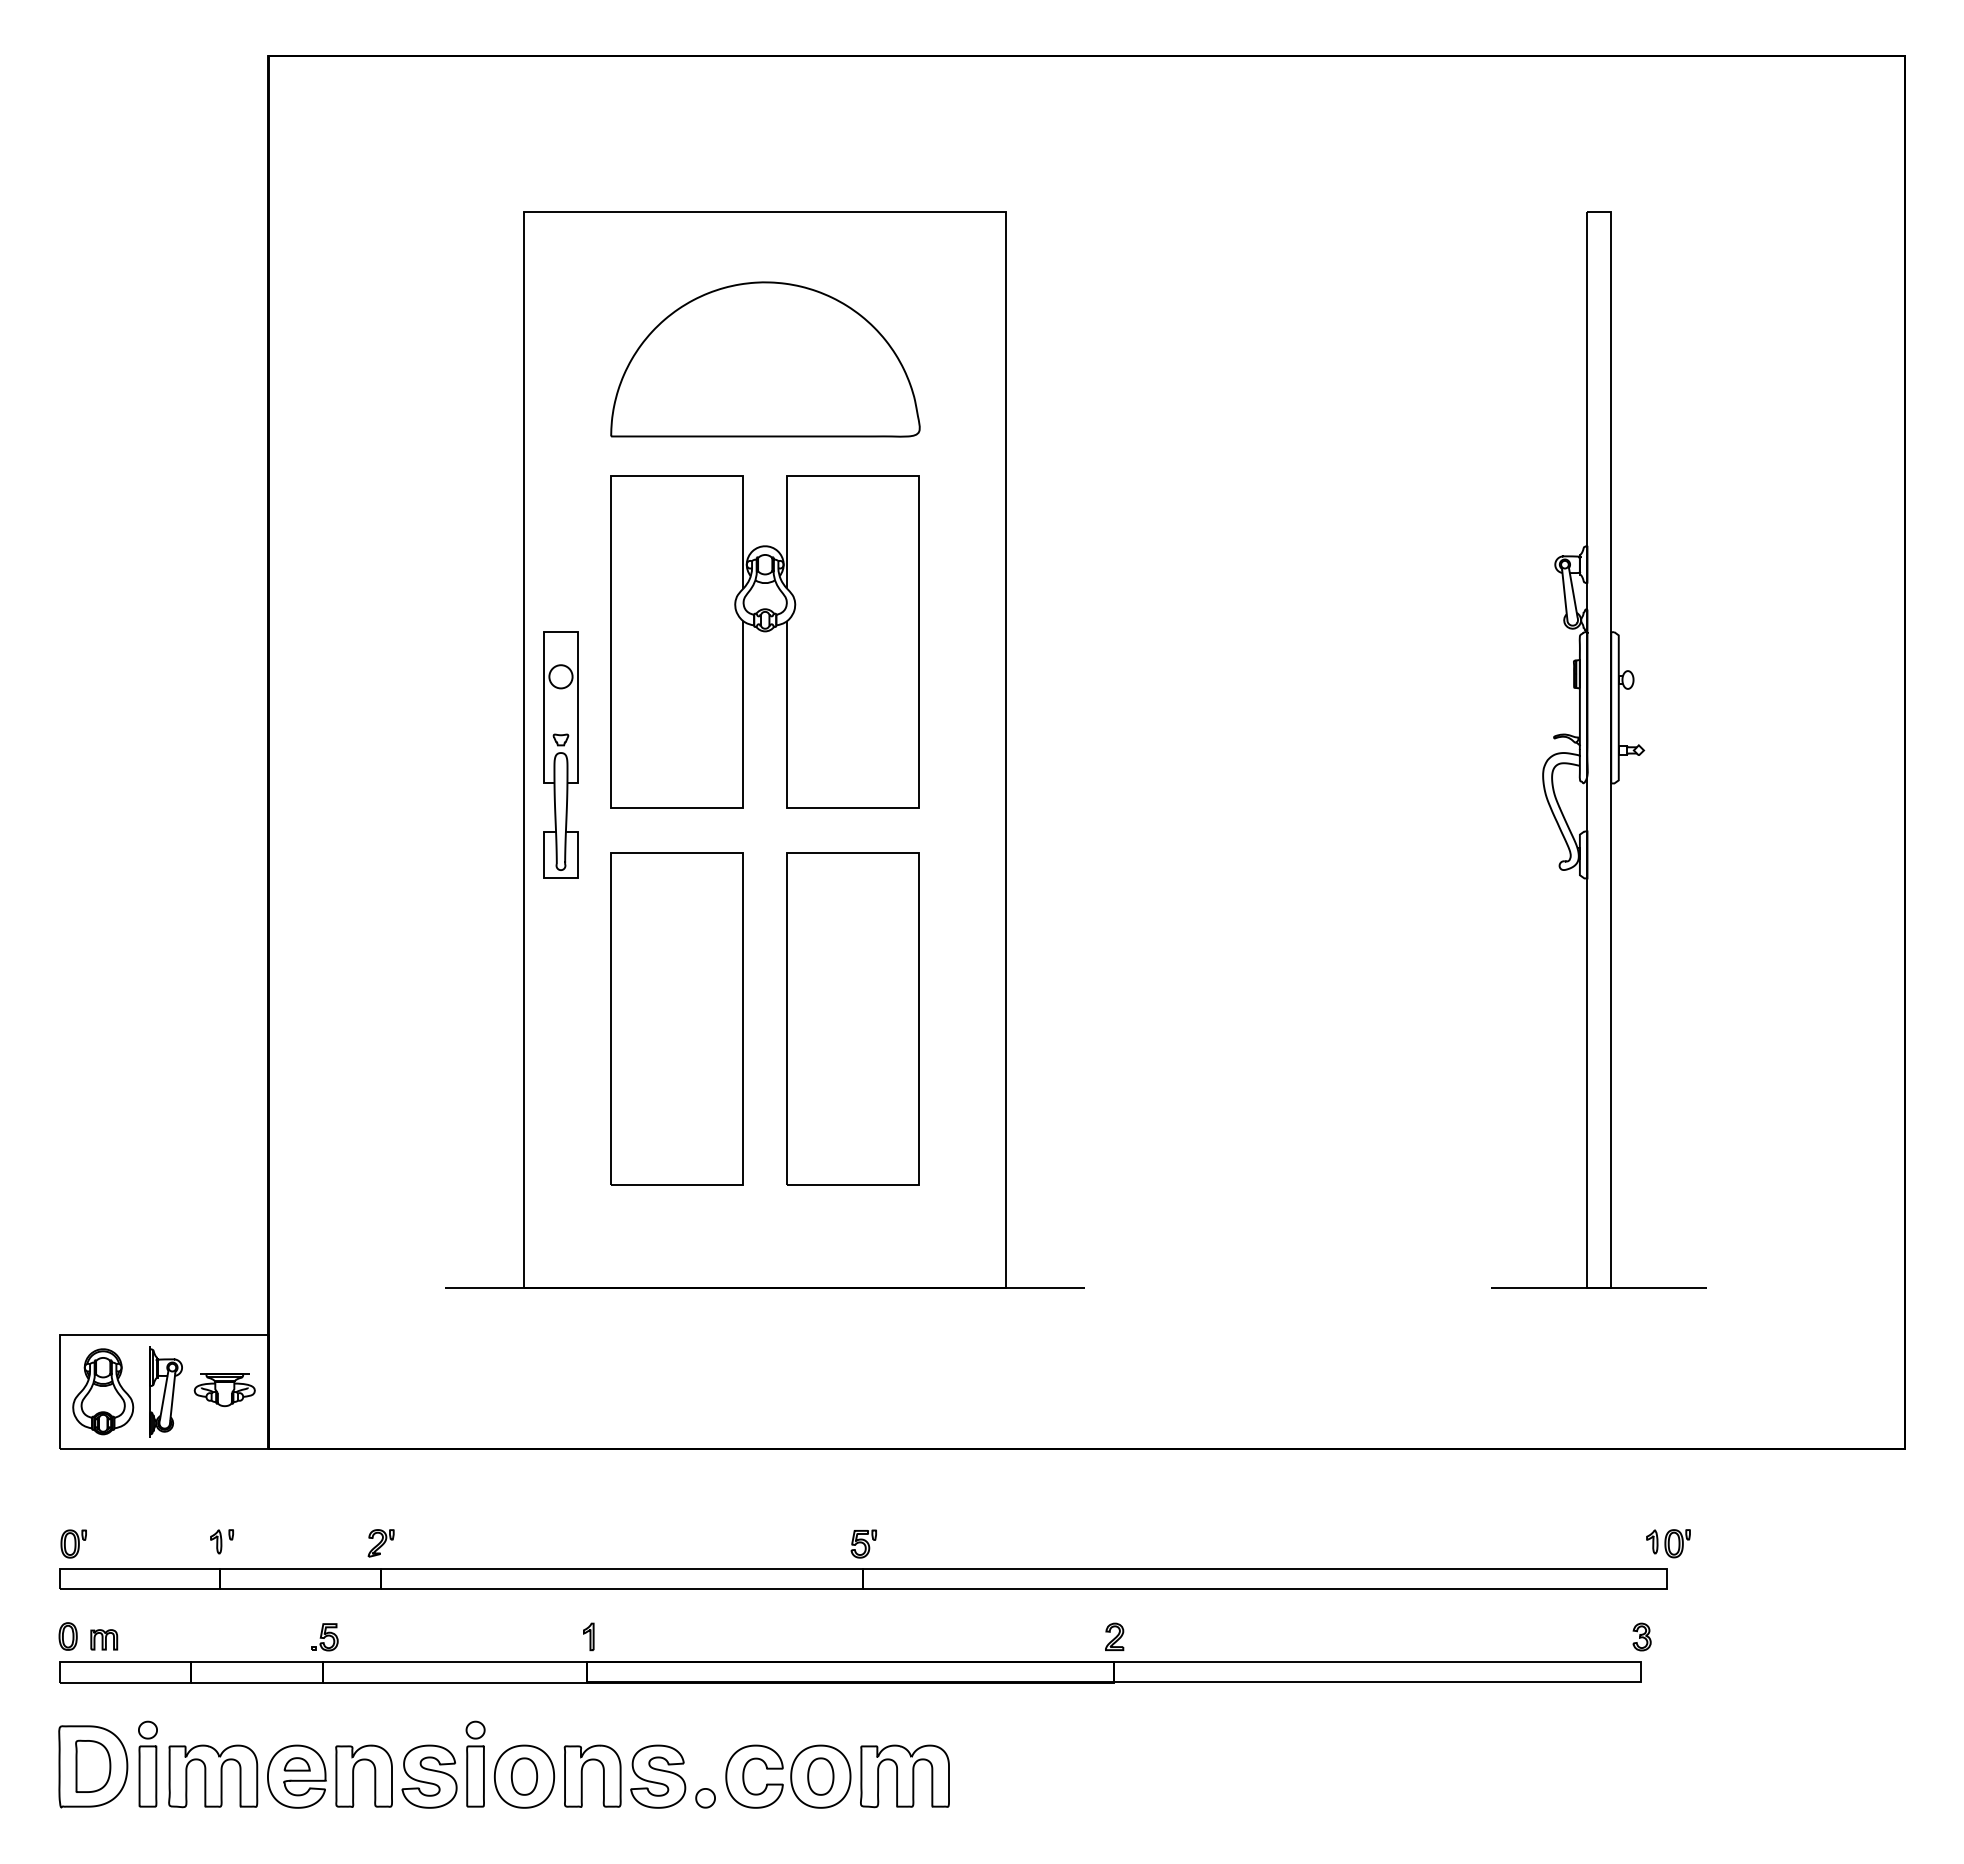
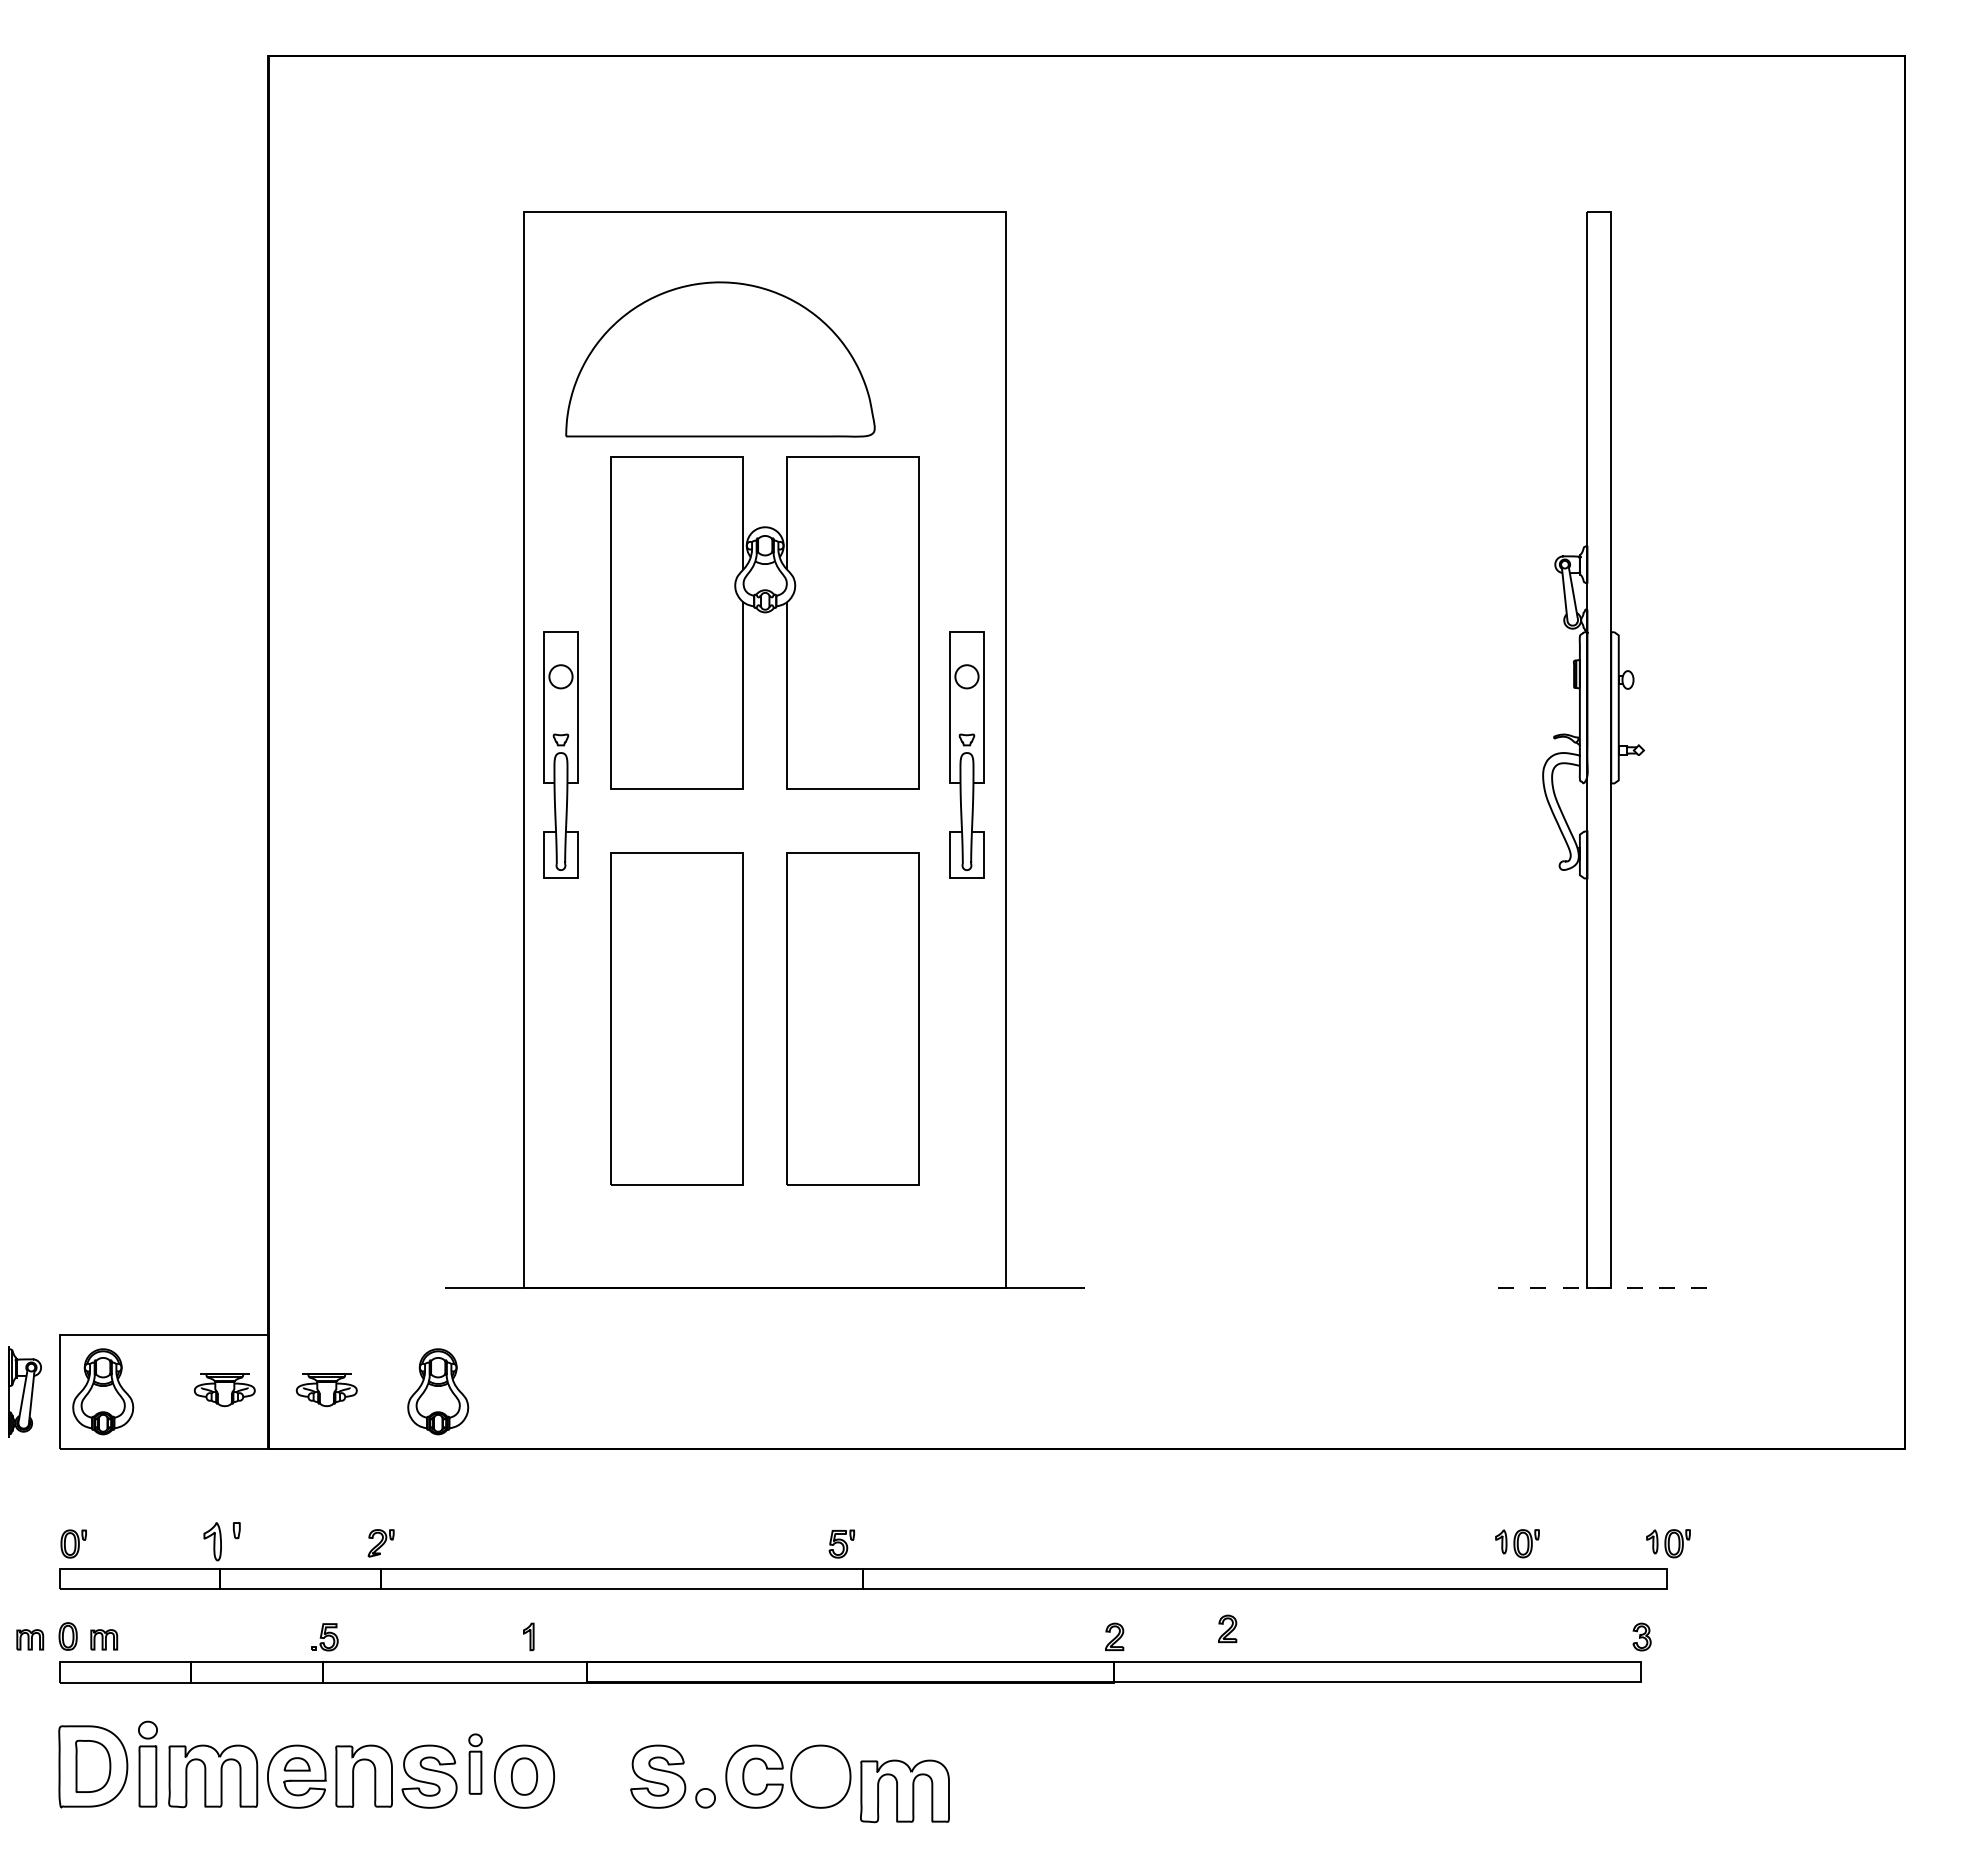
part position: (765, 359) -> (720, 359) (720, 359)
part position: (764, 632) -> (764, 613) (764, 613)
part: none -> present (966, 754)
line: solid -> dashed (1599, 1287)
part: none -> present (326, 1390)
part position: (165, 1391) -> (24, 1391) (24, 1391)
part: none -> present (438, 1391)
part size: 24x26 px -> 38x40 px (221, 1541)
part position: (863, 1543) -> (841, 1543) (841, 1543)
part: none -> present (1517, 1543)
part: none -> present (1227, 1628)
part position: (588, 1636) -> (528, 1636) (528, 1636)
part: none -> present (30, 1639)
part size: 21x88 px -> 15x62 px (475, 1763)
part: present -> none (582, 1775)
part: present -> none (820, 1776)
part position: (904, 1776) -> (904, 1791) (904, 1791)
